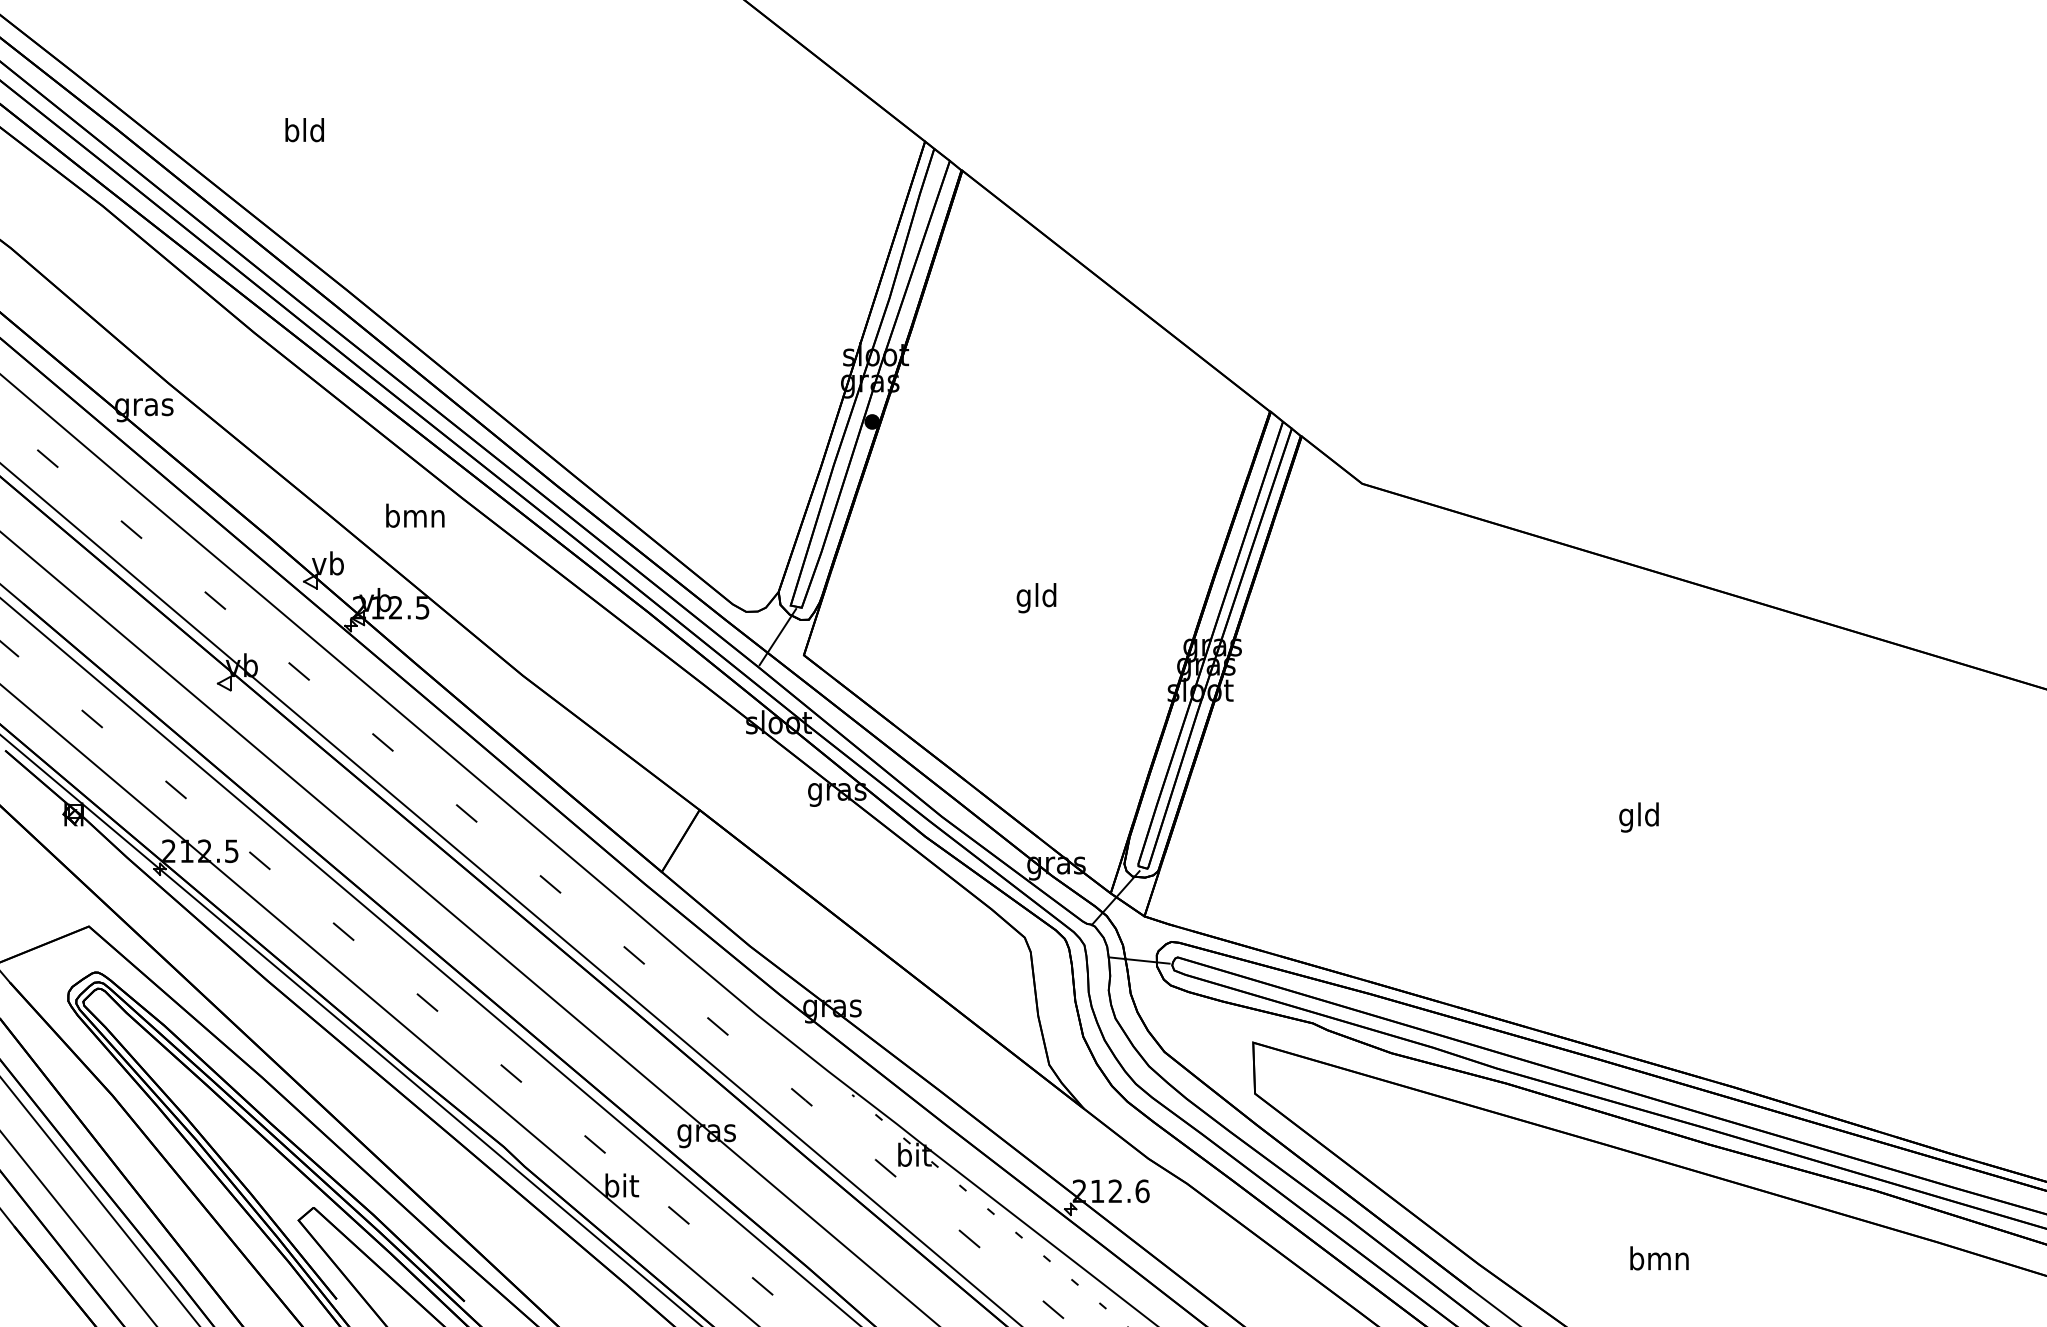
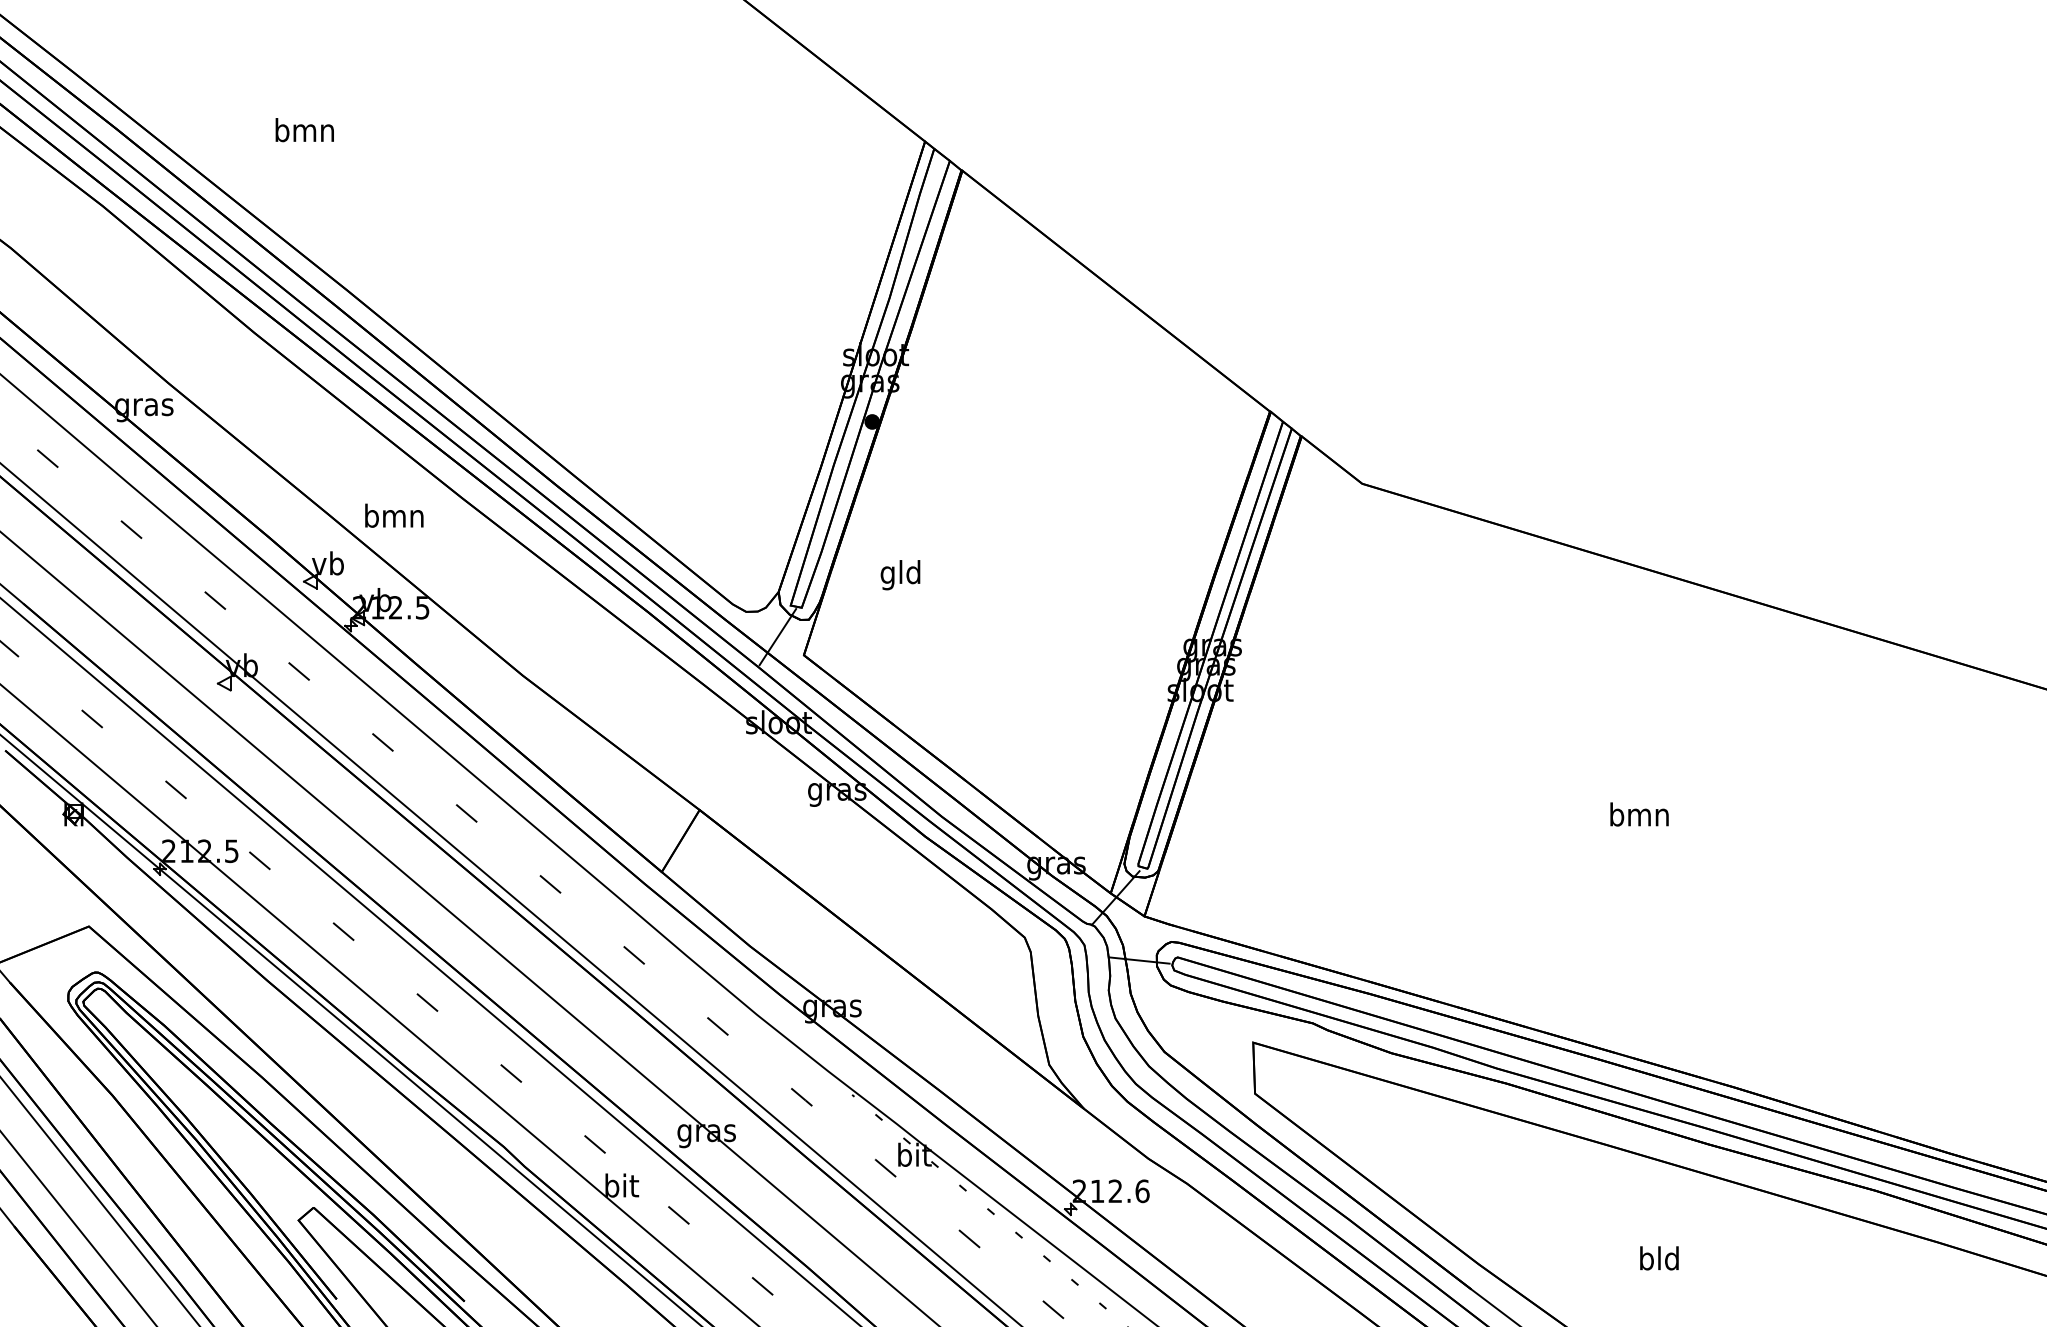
text: bld -> bmn (304, 130)
text position: (415, 515) -> (394, 515) (394, 515)
text position: (1036, 598) -> (900, 575) (900, 575)
text: gld -> bmn (1639, 817)
text: bmn -> bld (1659, 1258)
